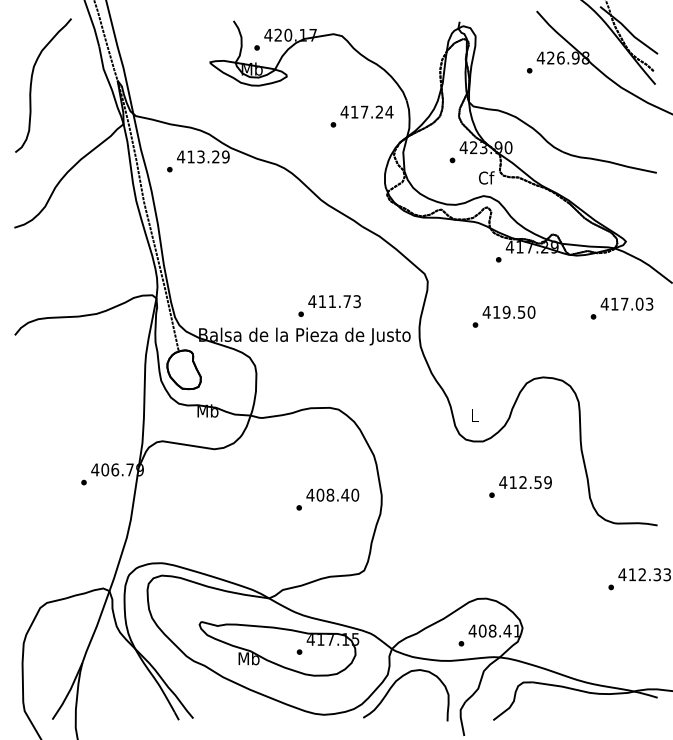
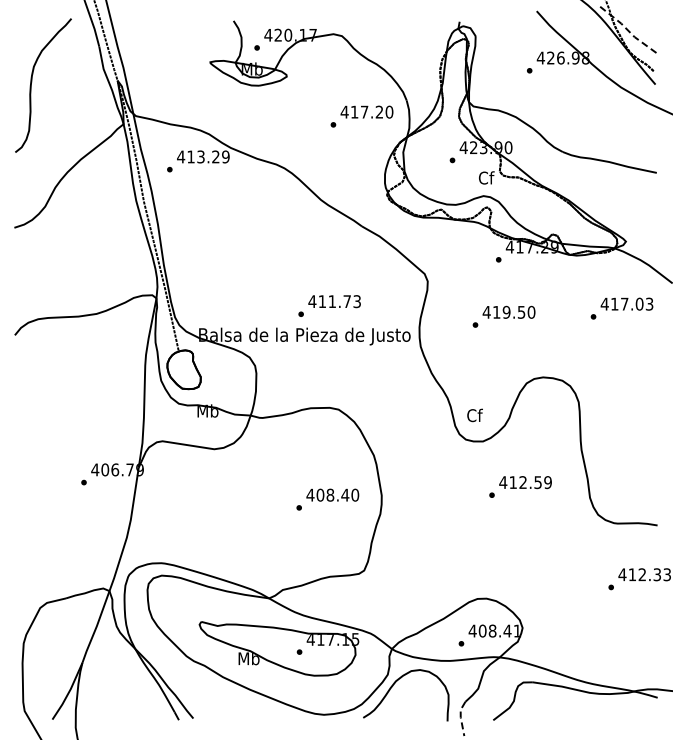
line: solid -> dashed (628, 31)
text: 417.24 -> 417.20 (389, 111)
text: L -> Cf (474, 415)
line: solid -> dashed (460, 717)
